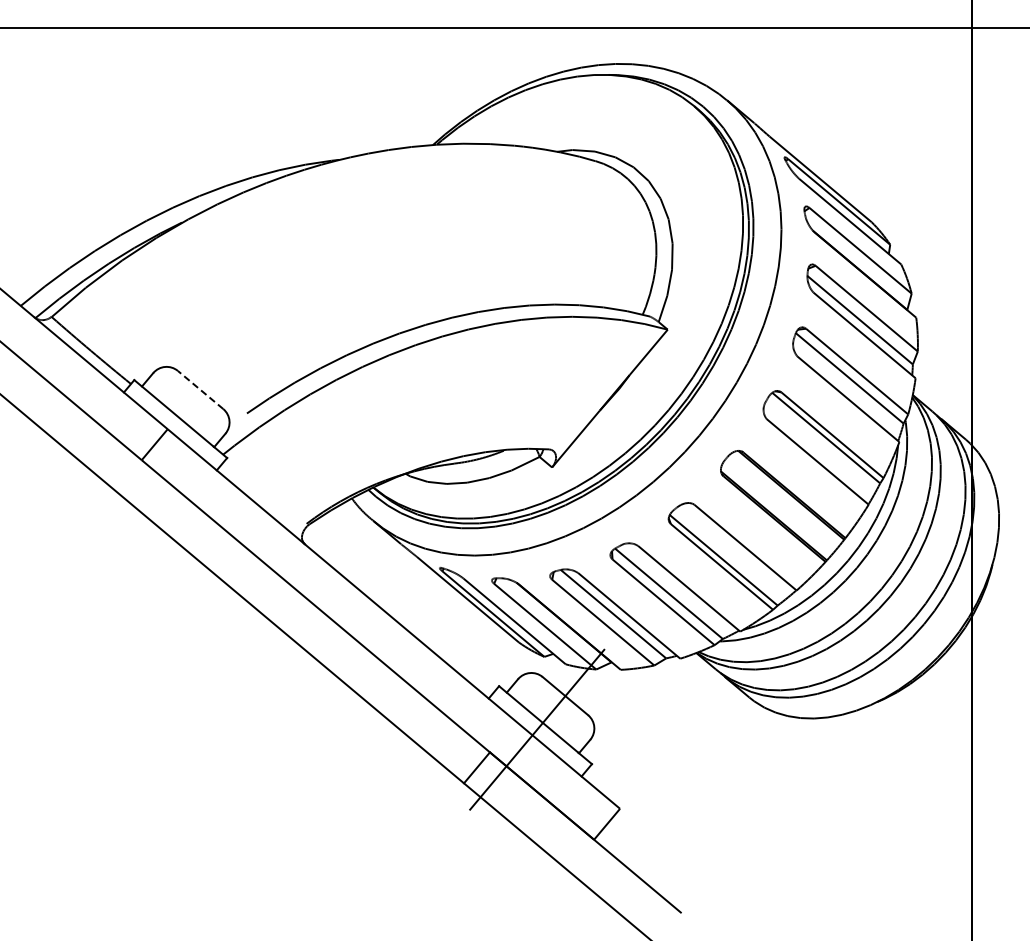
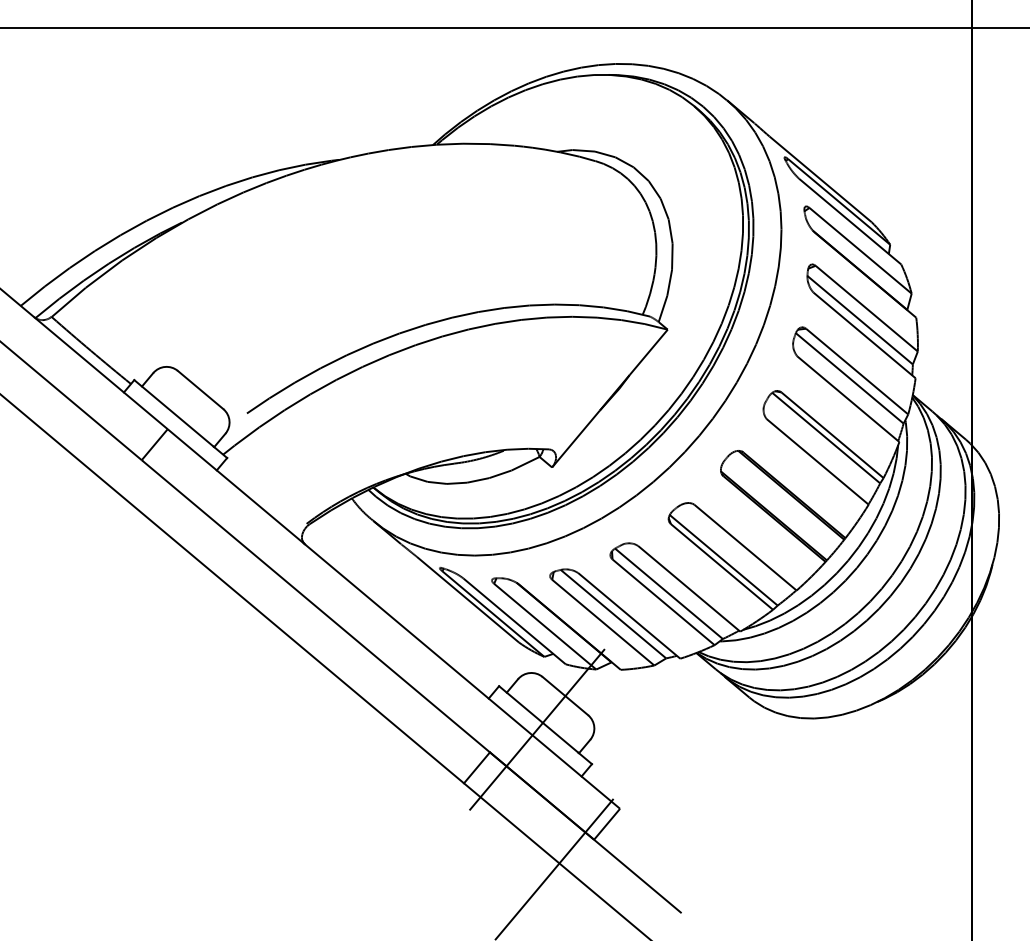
line: dashed -> solid (200, 390)
line: none -> present (555, 867)
